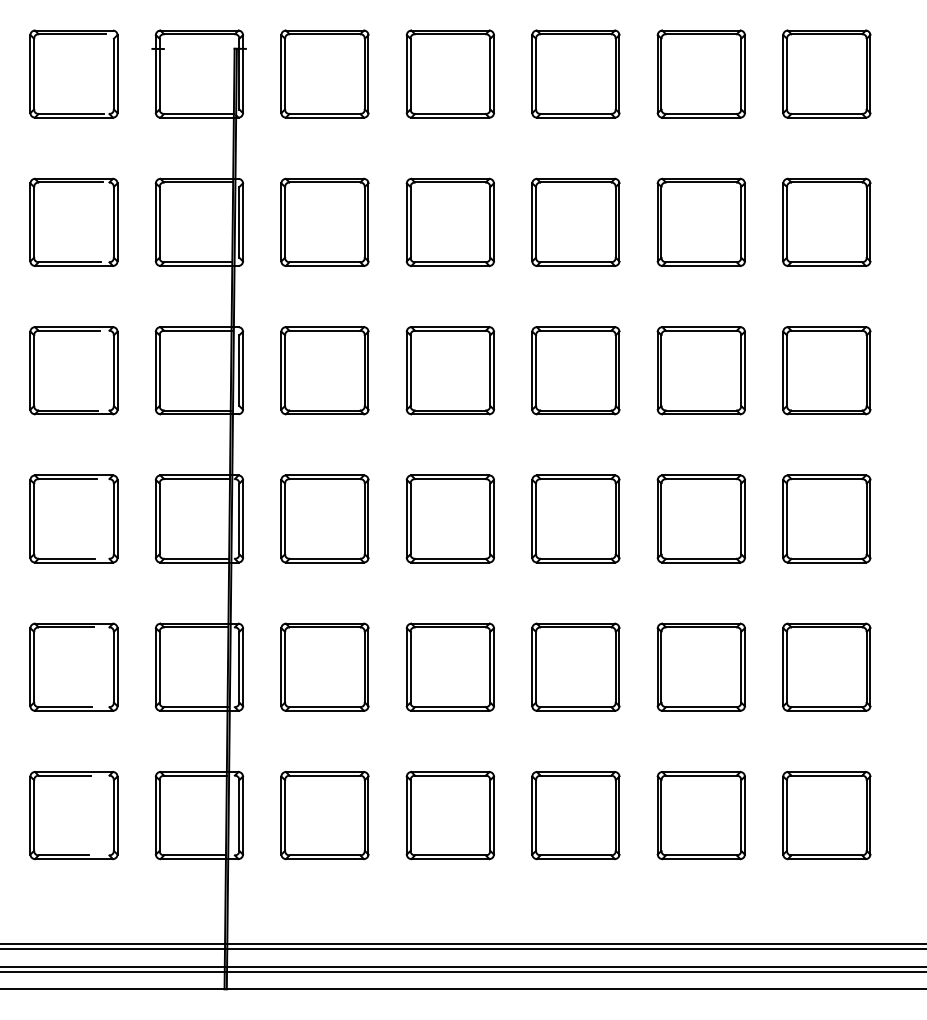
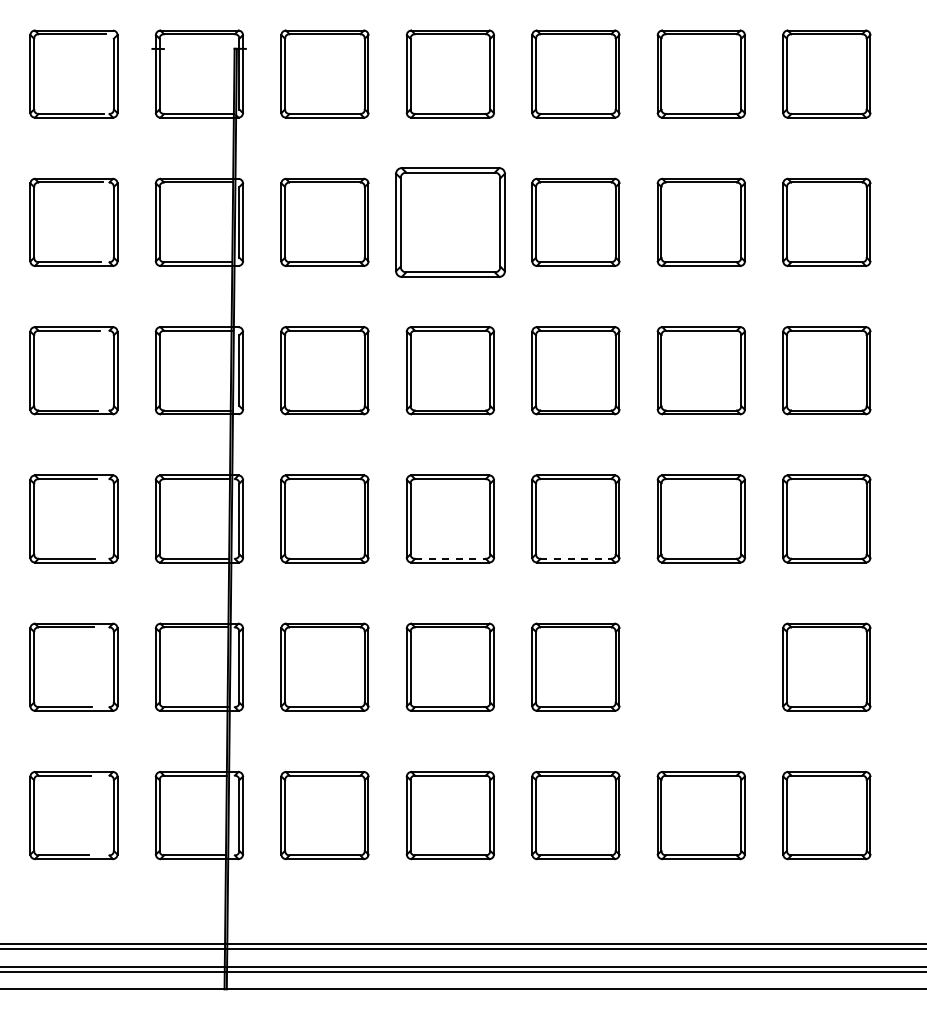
part size: 90x90 px -> 111x111 px (450, 222)
line: solid -> dashed (450, 558)
line: solid -> dashed (576, 558)
part: present -> none (700, 666)
